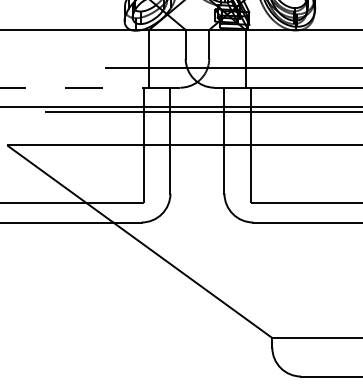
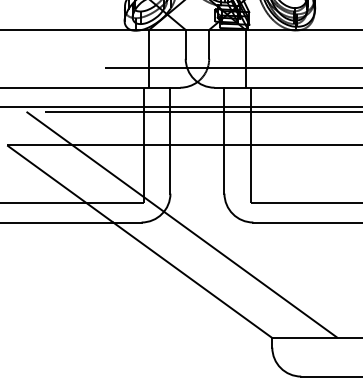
line: dashed -> solid (90, 87)
line: none -> present (181, 224)
